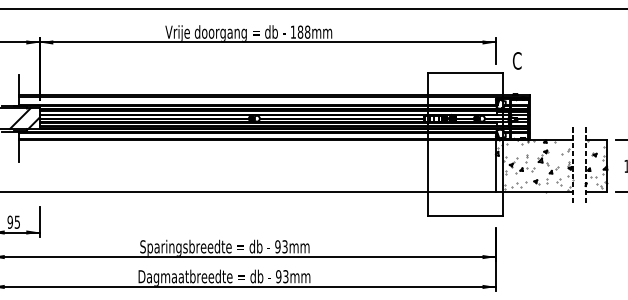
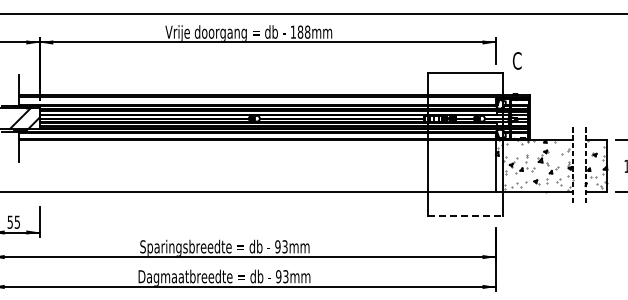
line position: (313, 8) -> (313, 13) (313, 13)
line: solid -> dashed (465, 216)
text: 95 -> 55 (9, 221)
